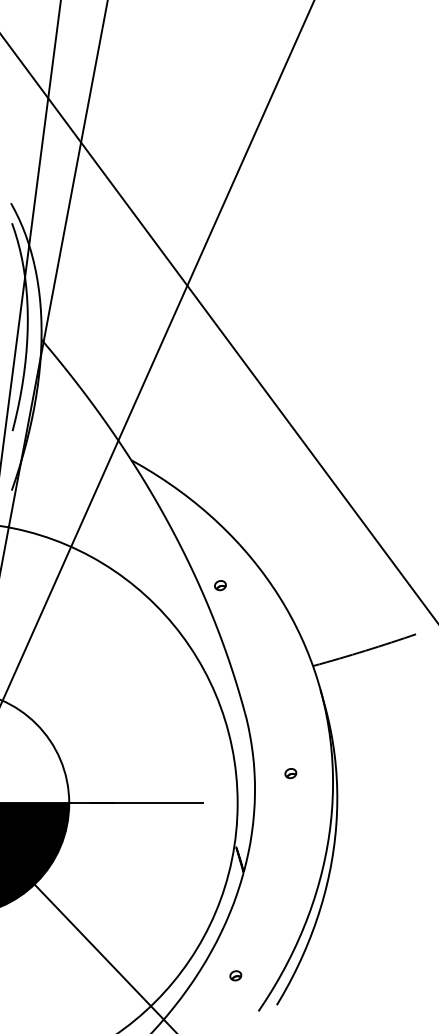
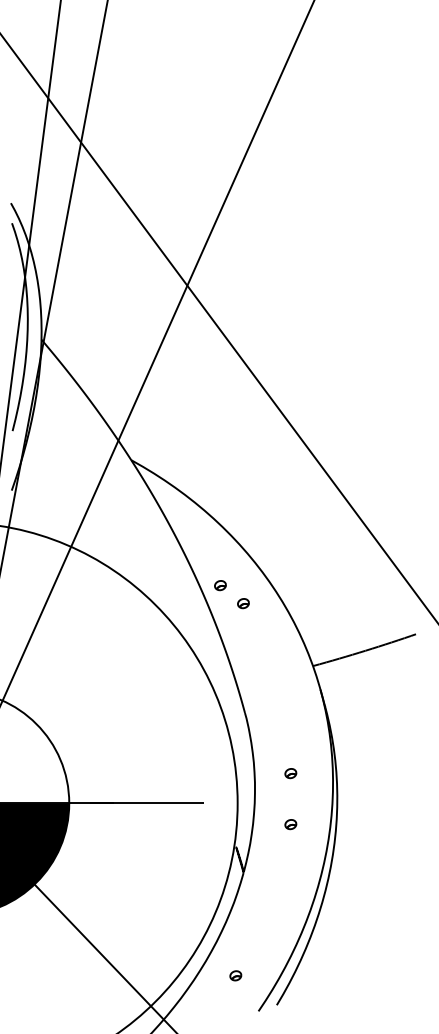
part: none -> present (243, 603)
part: none -> present (290, 824)
